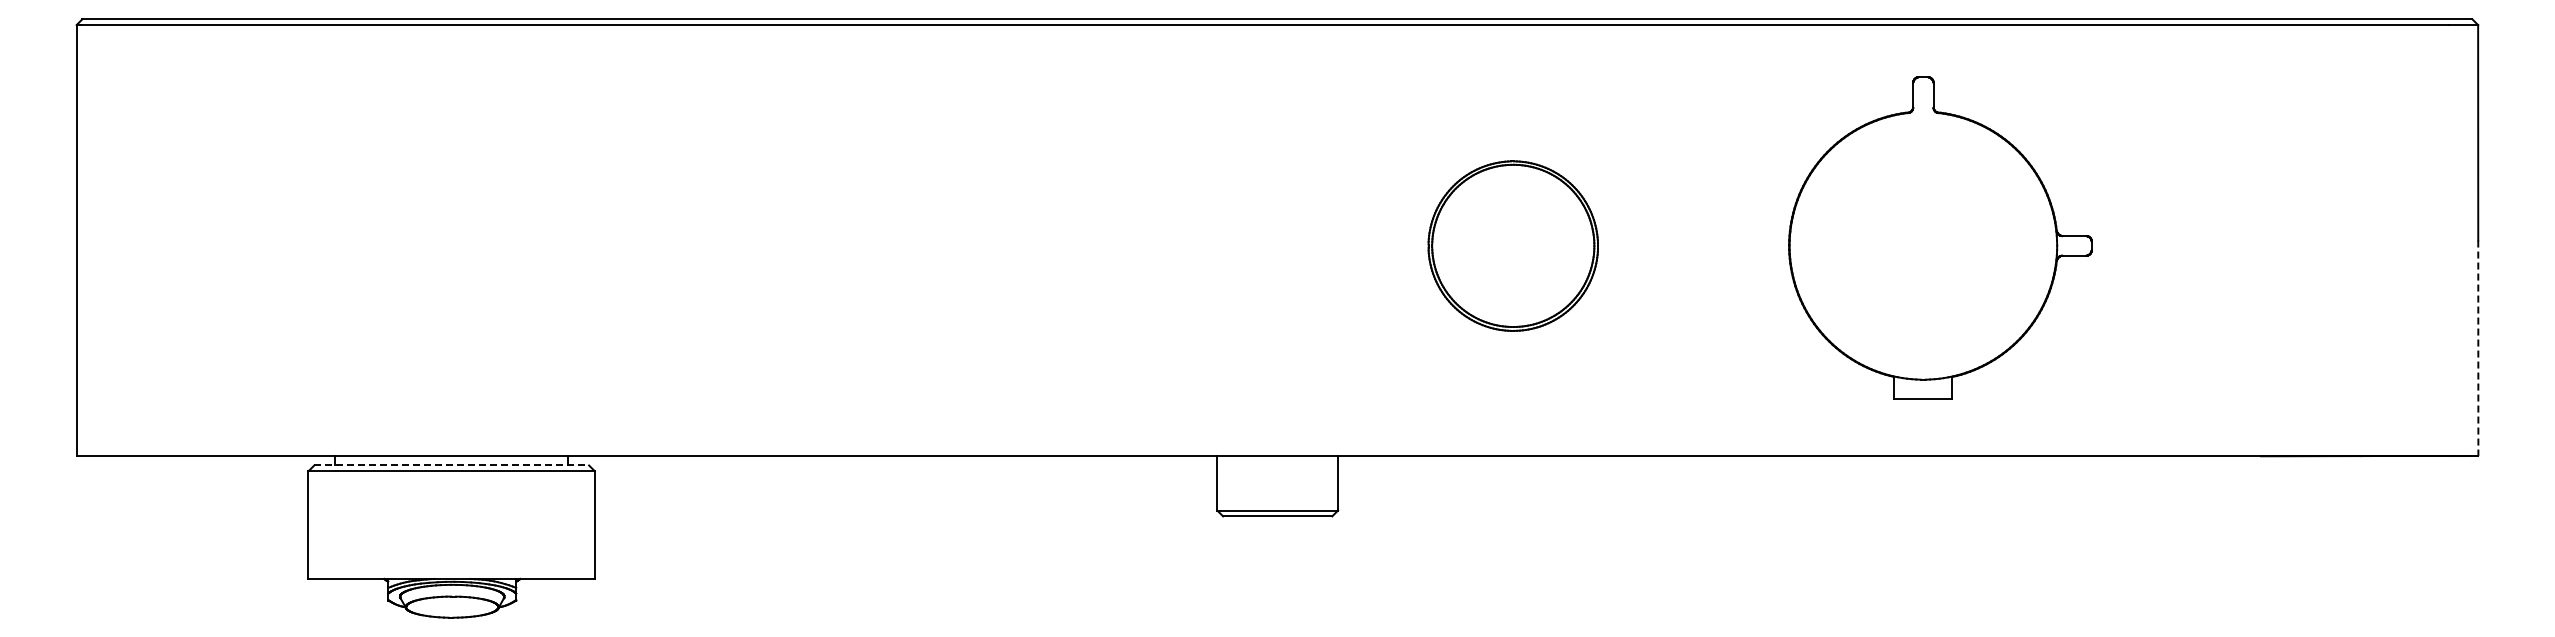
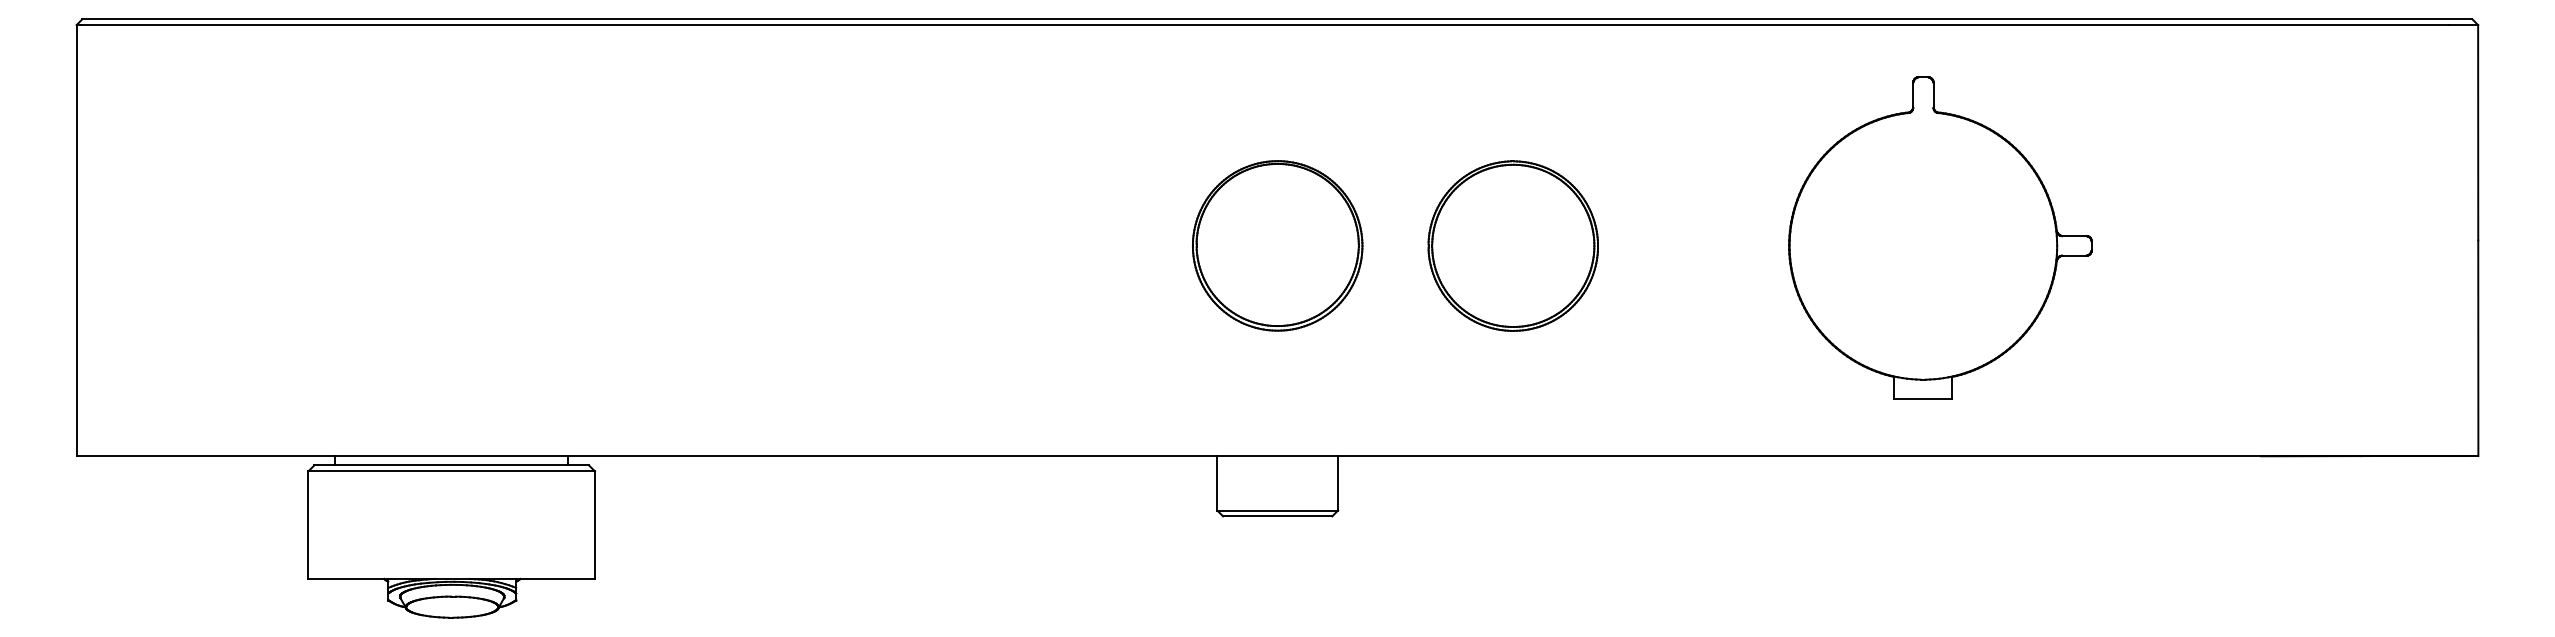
part: none -> present (1277, 245)
line: dashed -> solid (2478, 348)
line: dashed -> solid (452, 465)
